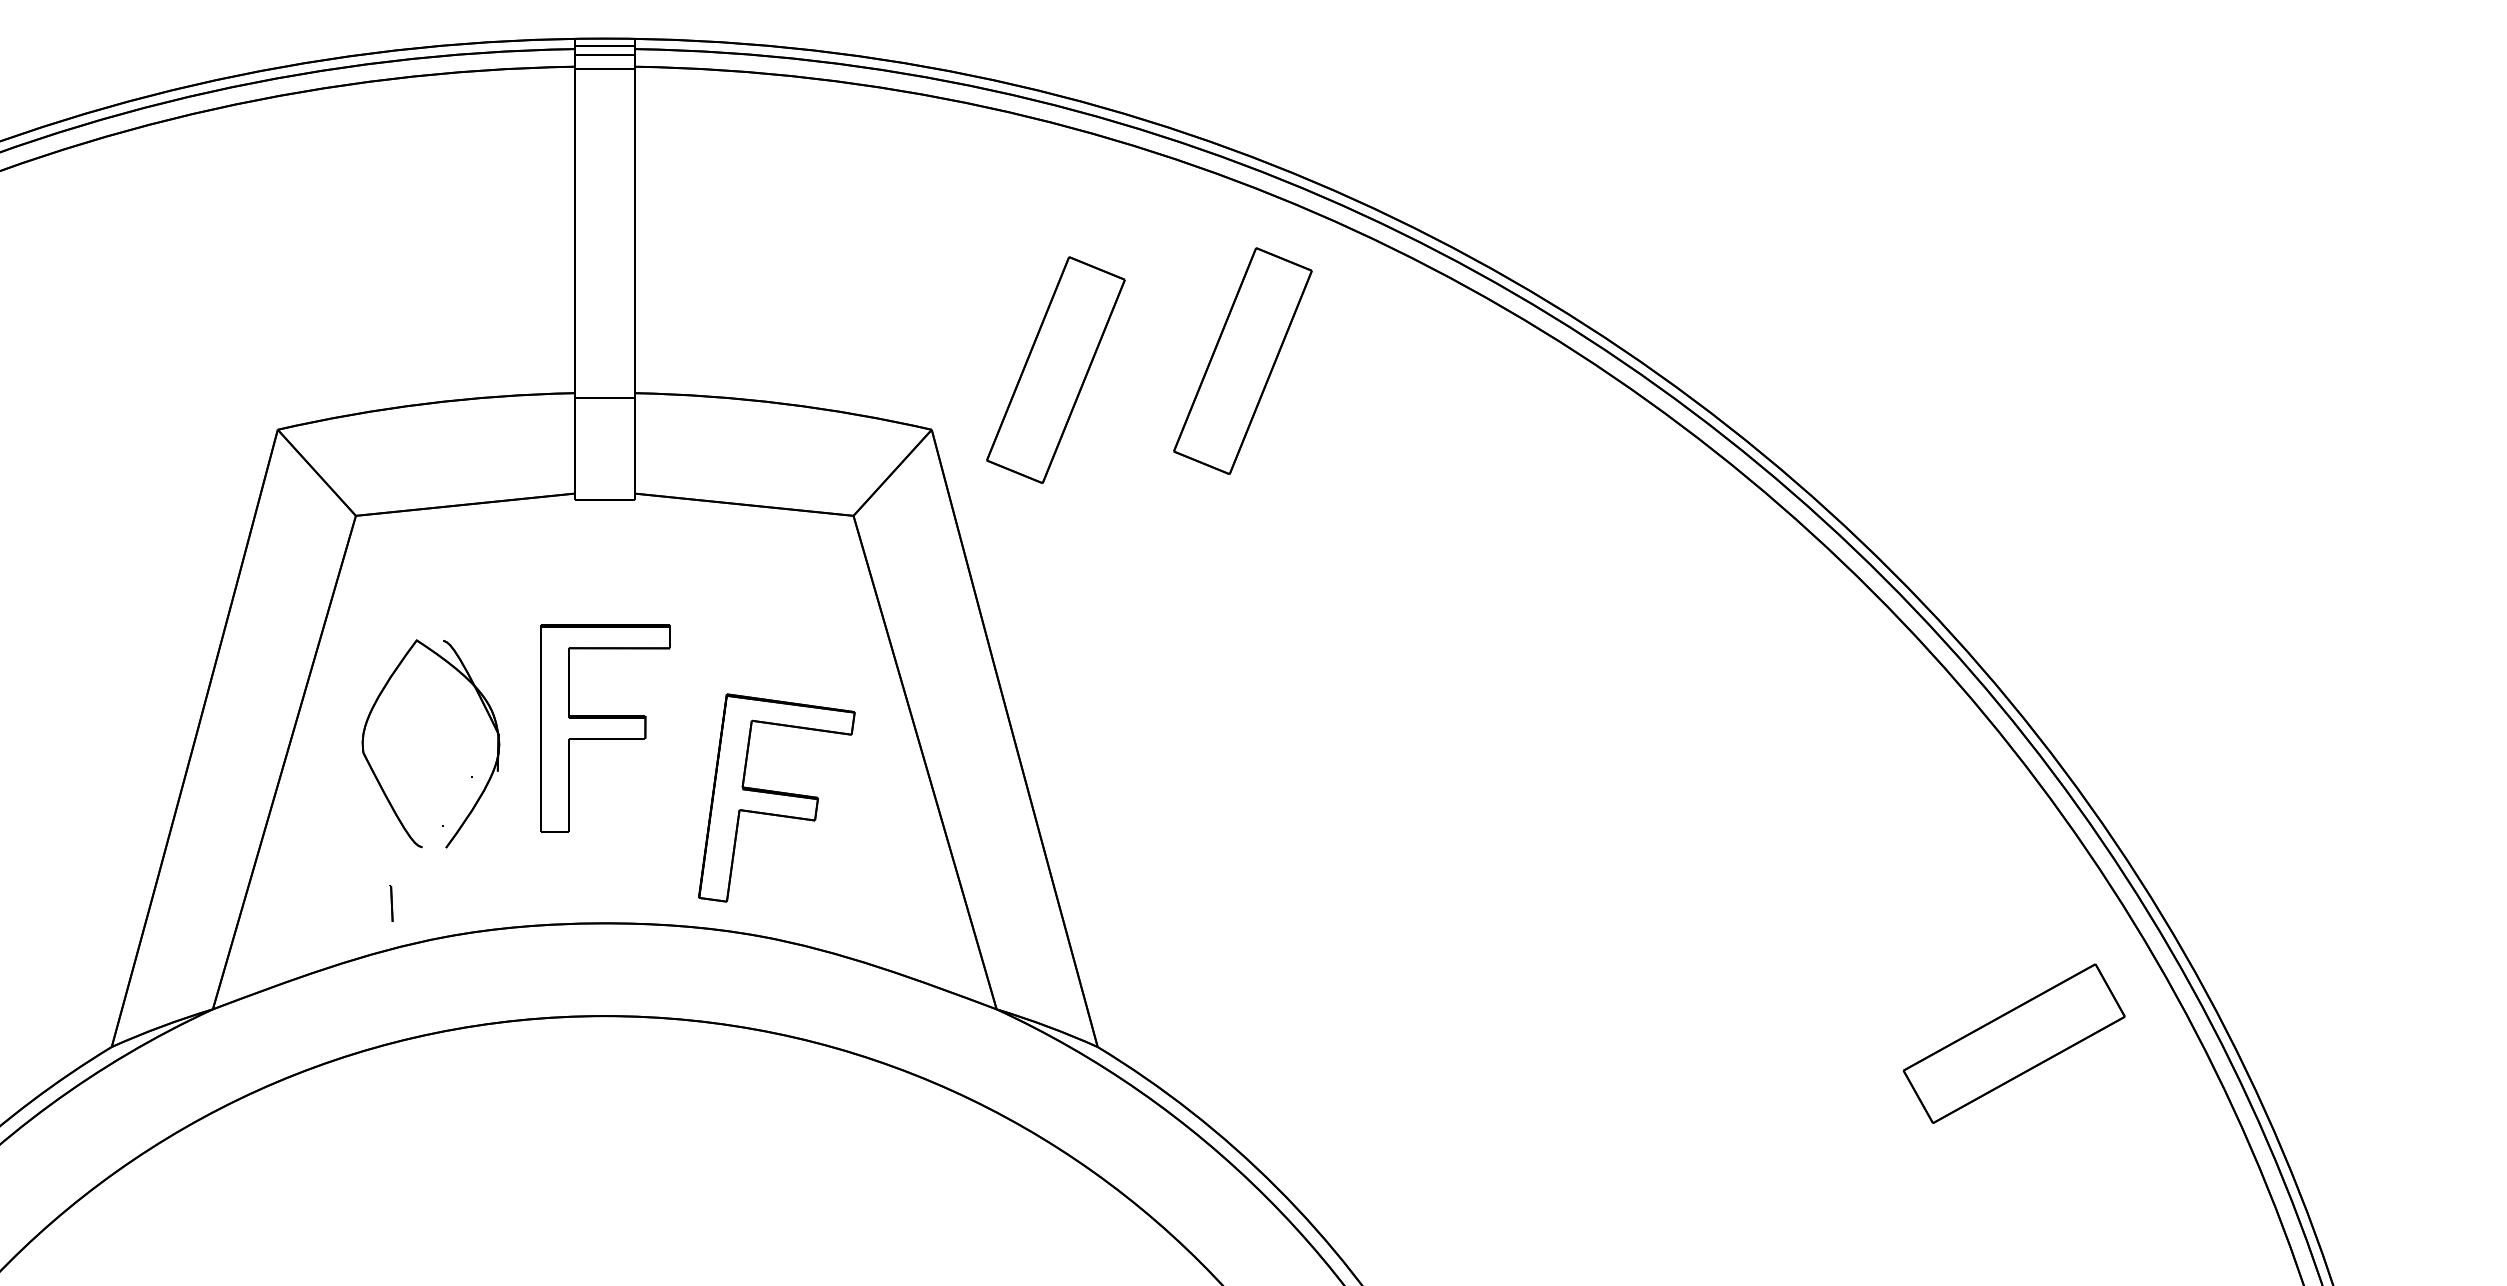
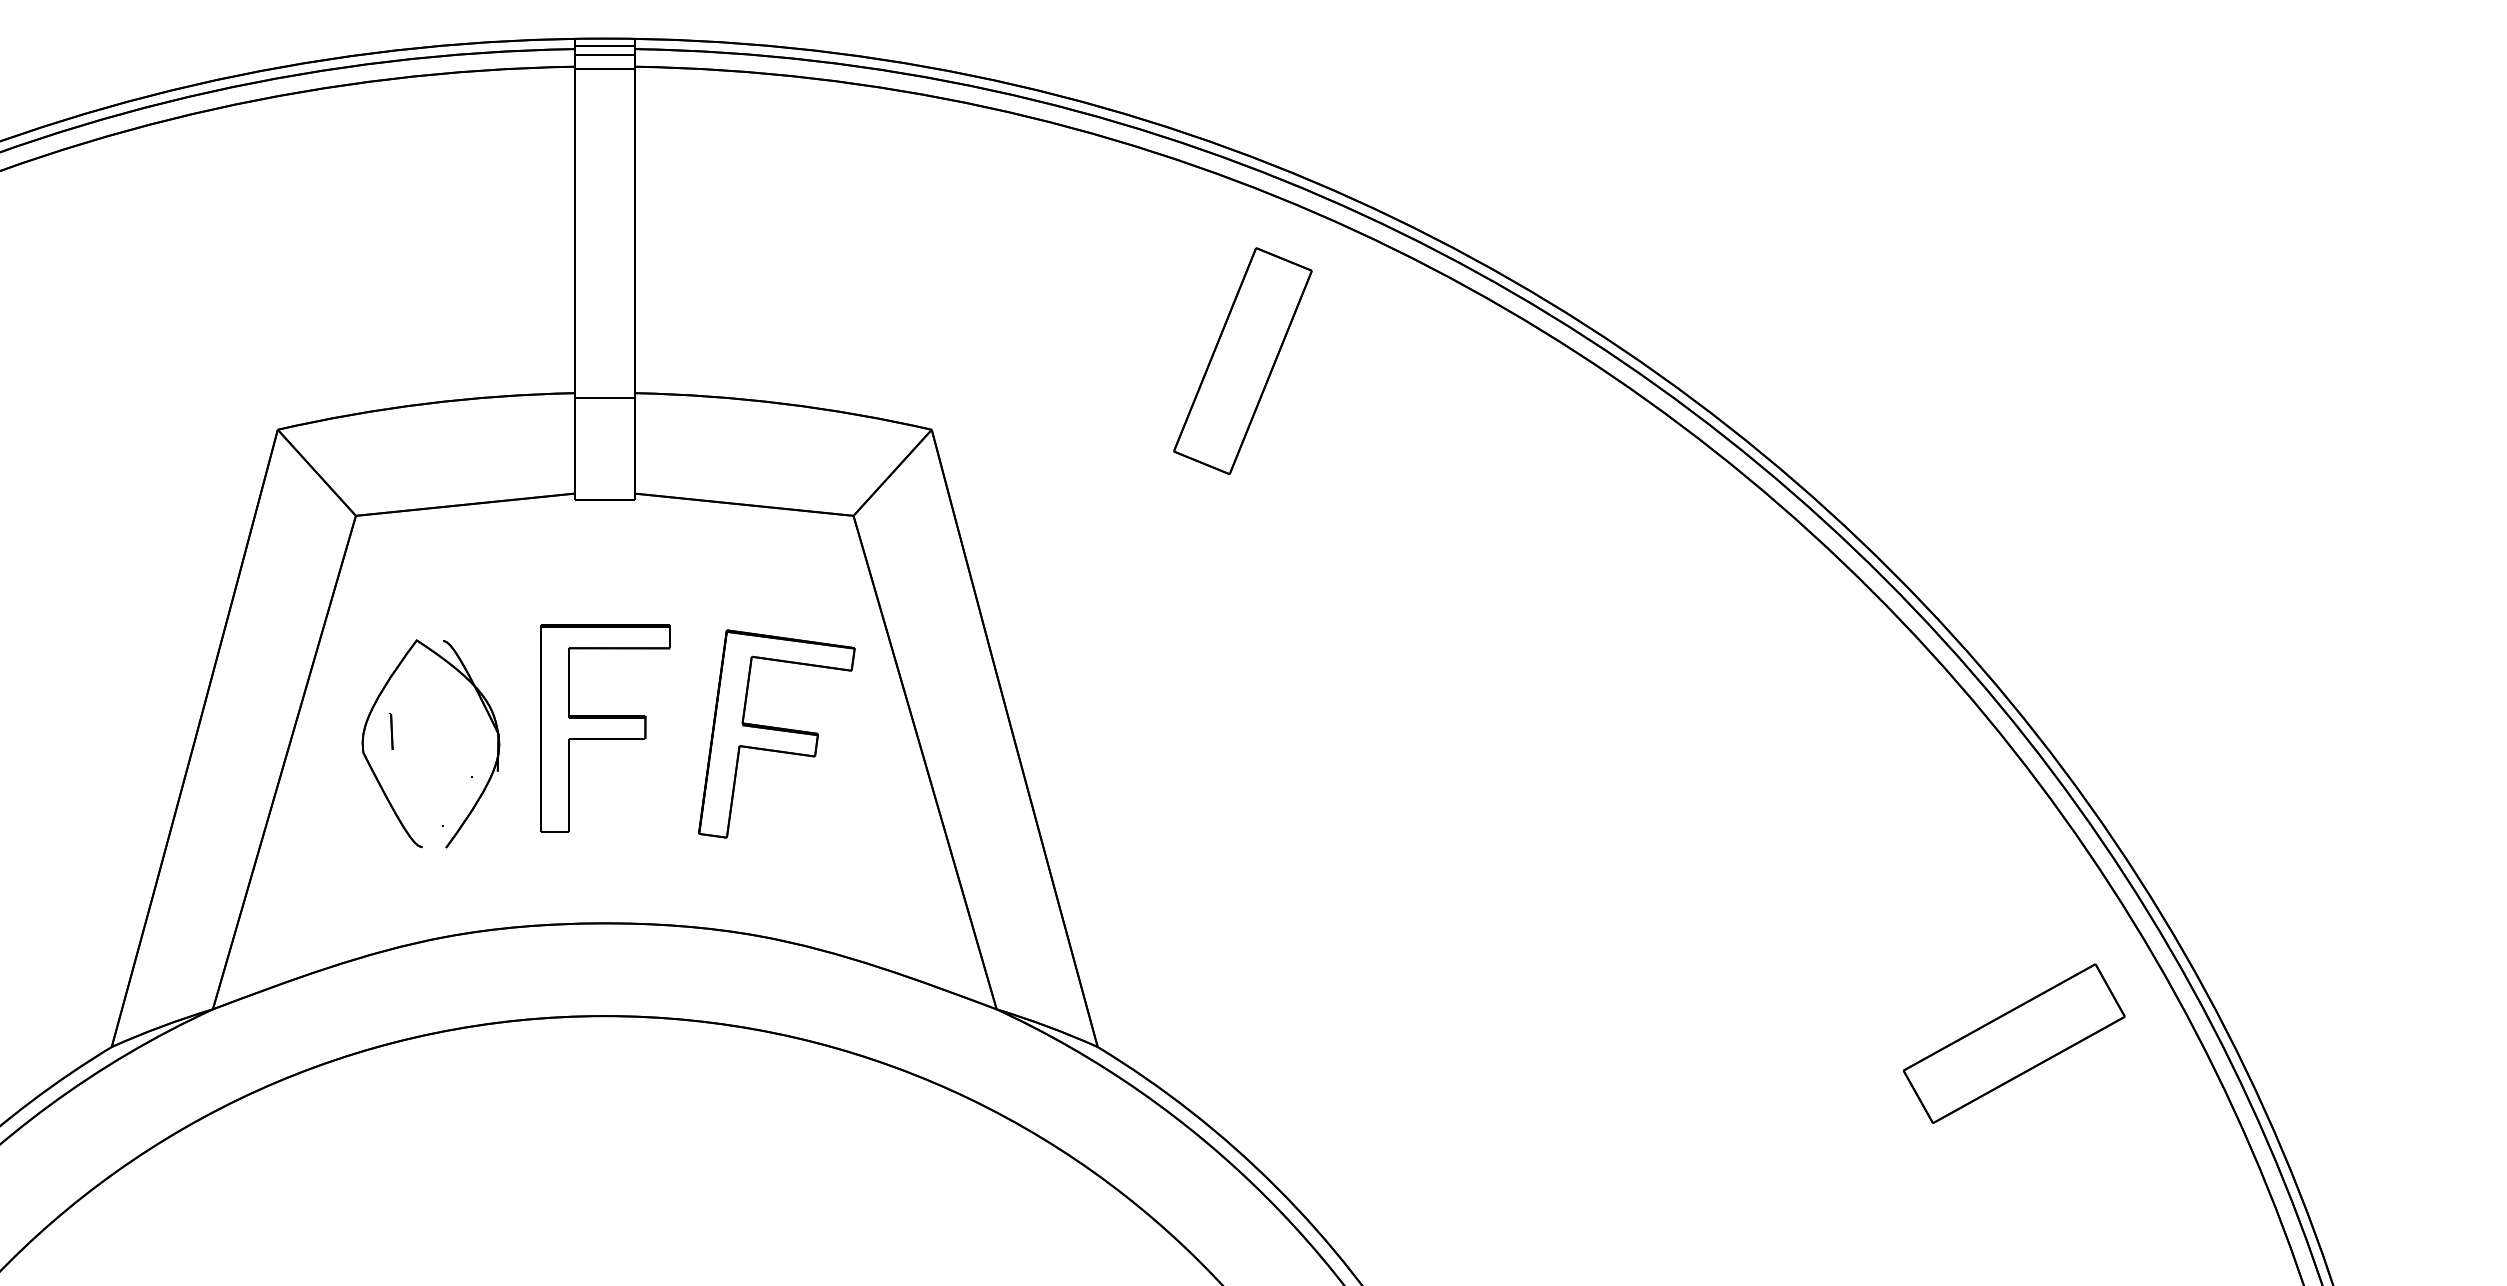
part: present -> none (1055, 369)
part position: (776, 797) -> (776, 733) (776, 733)
line position: (391, 903) -> (391, 731) (391, 731)
